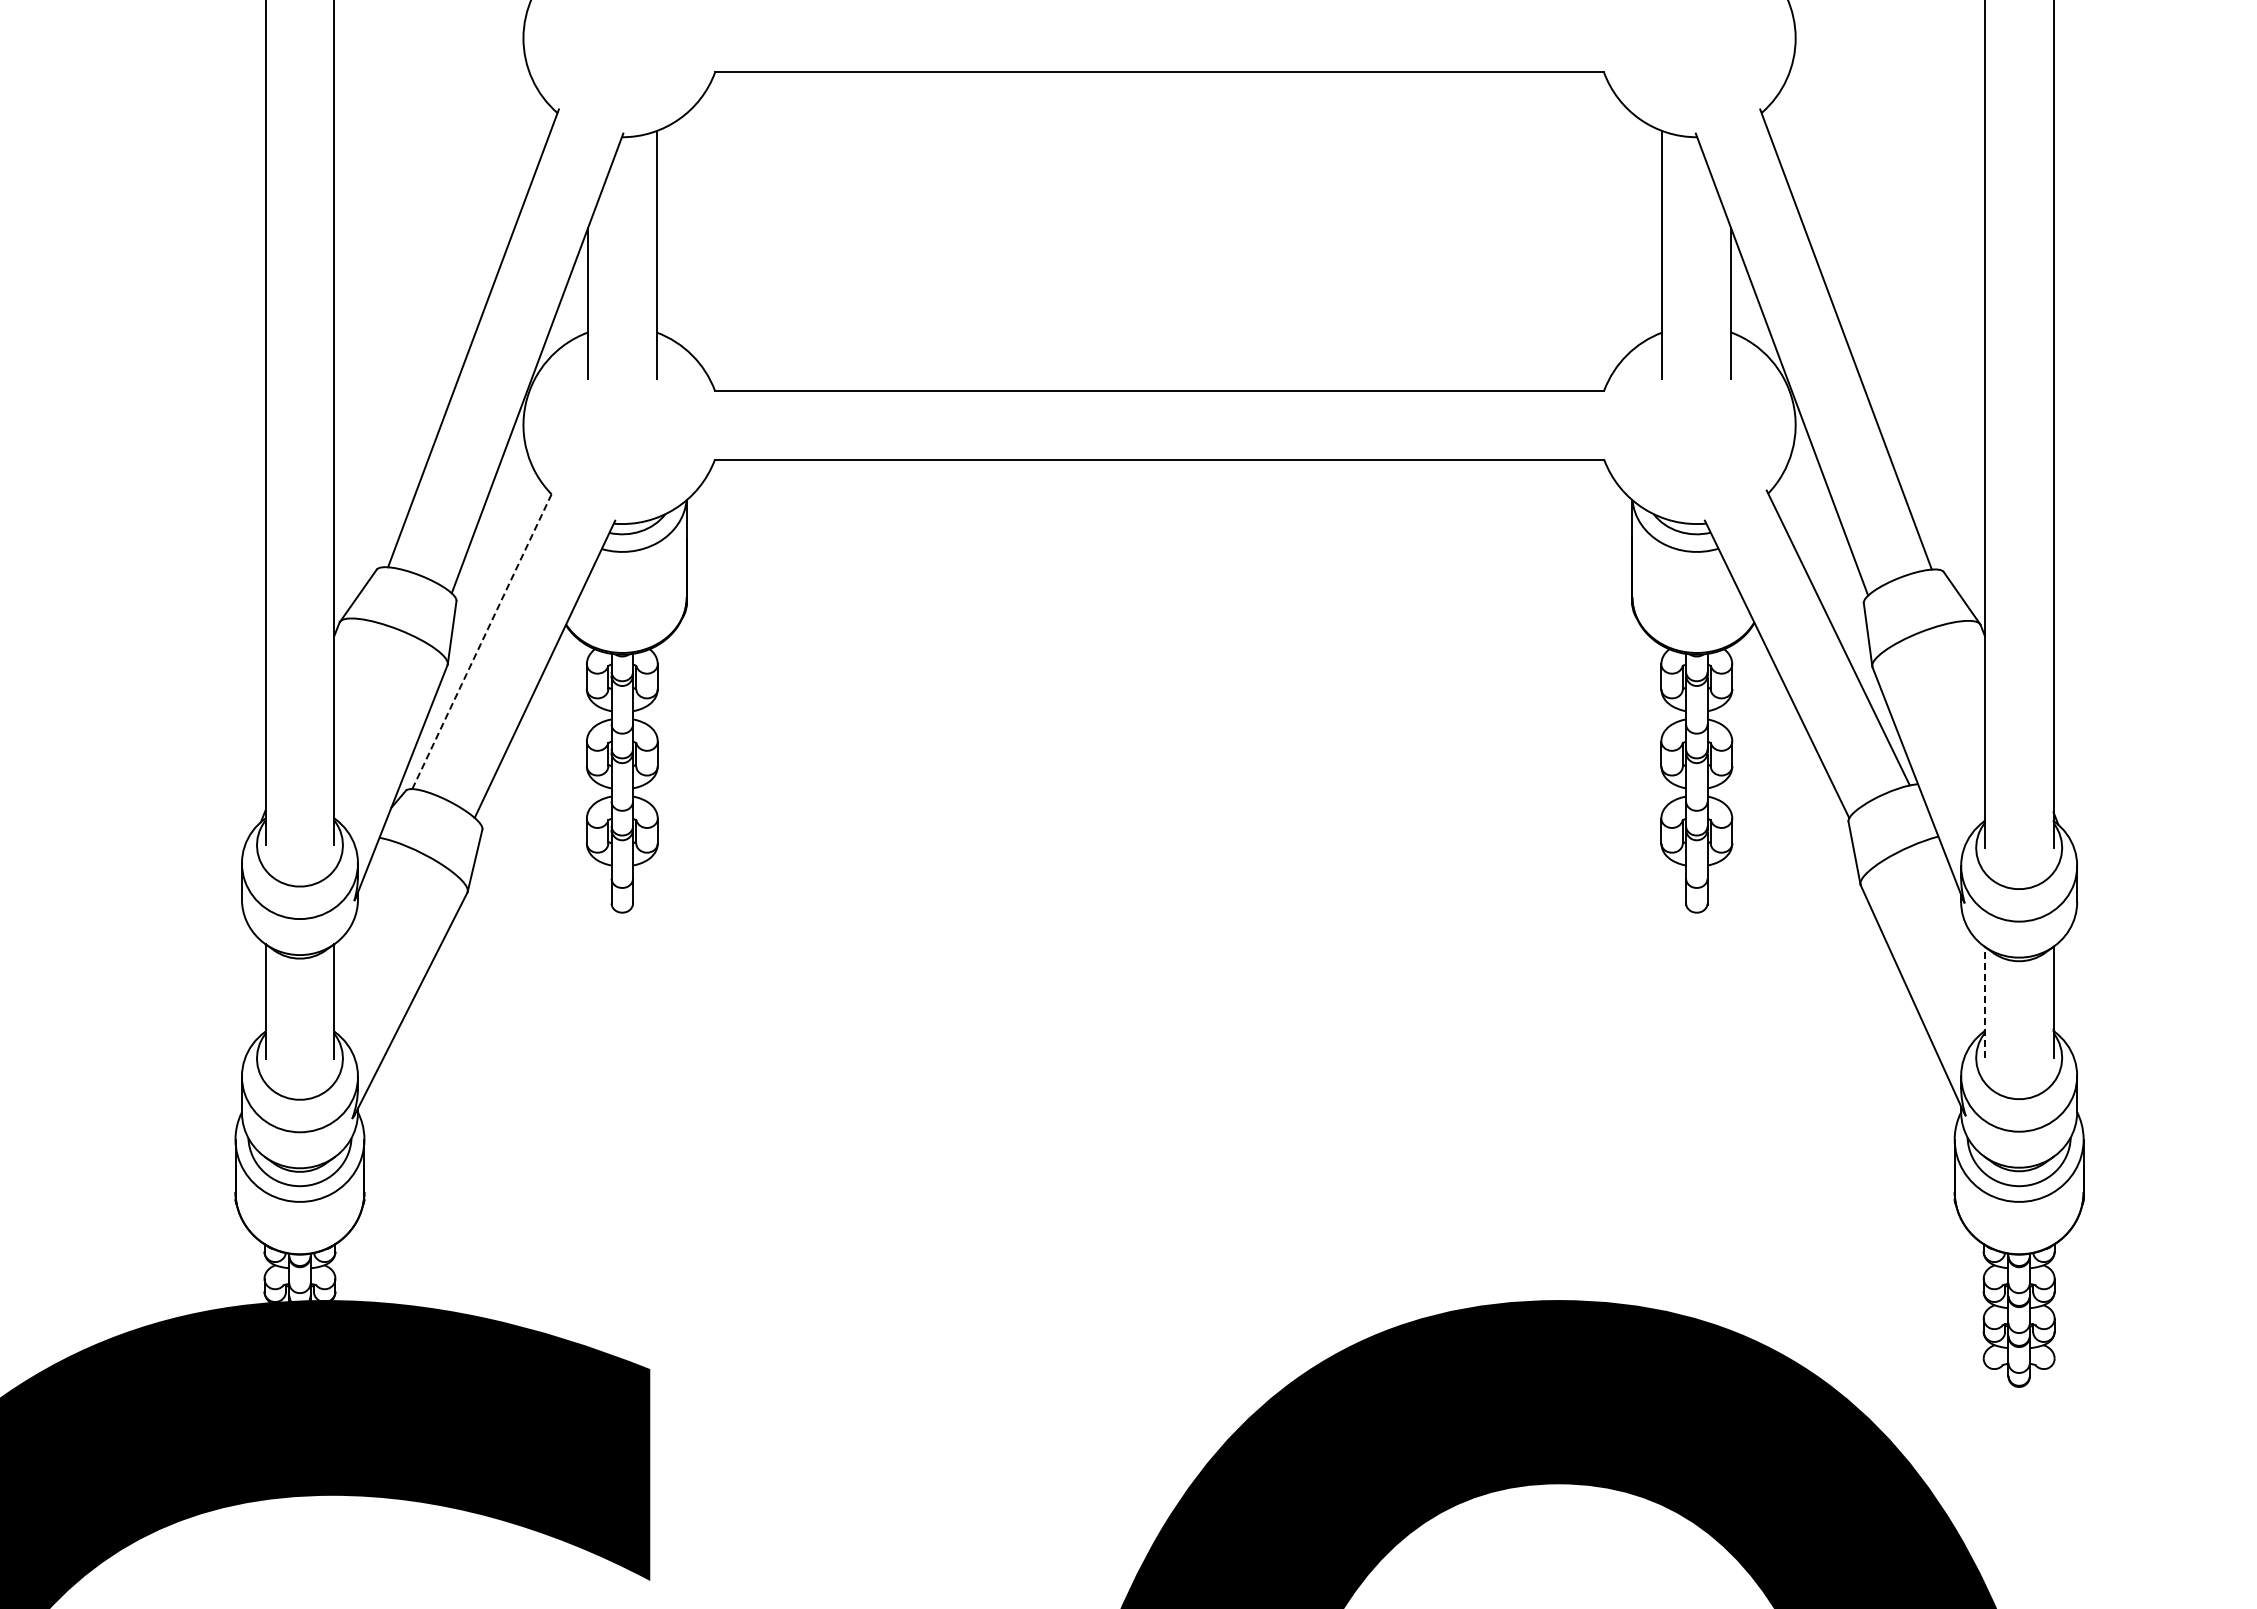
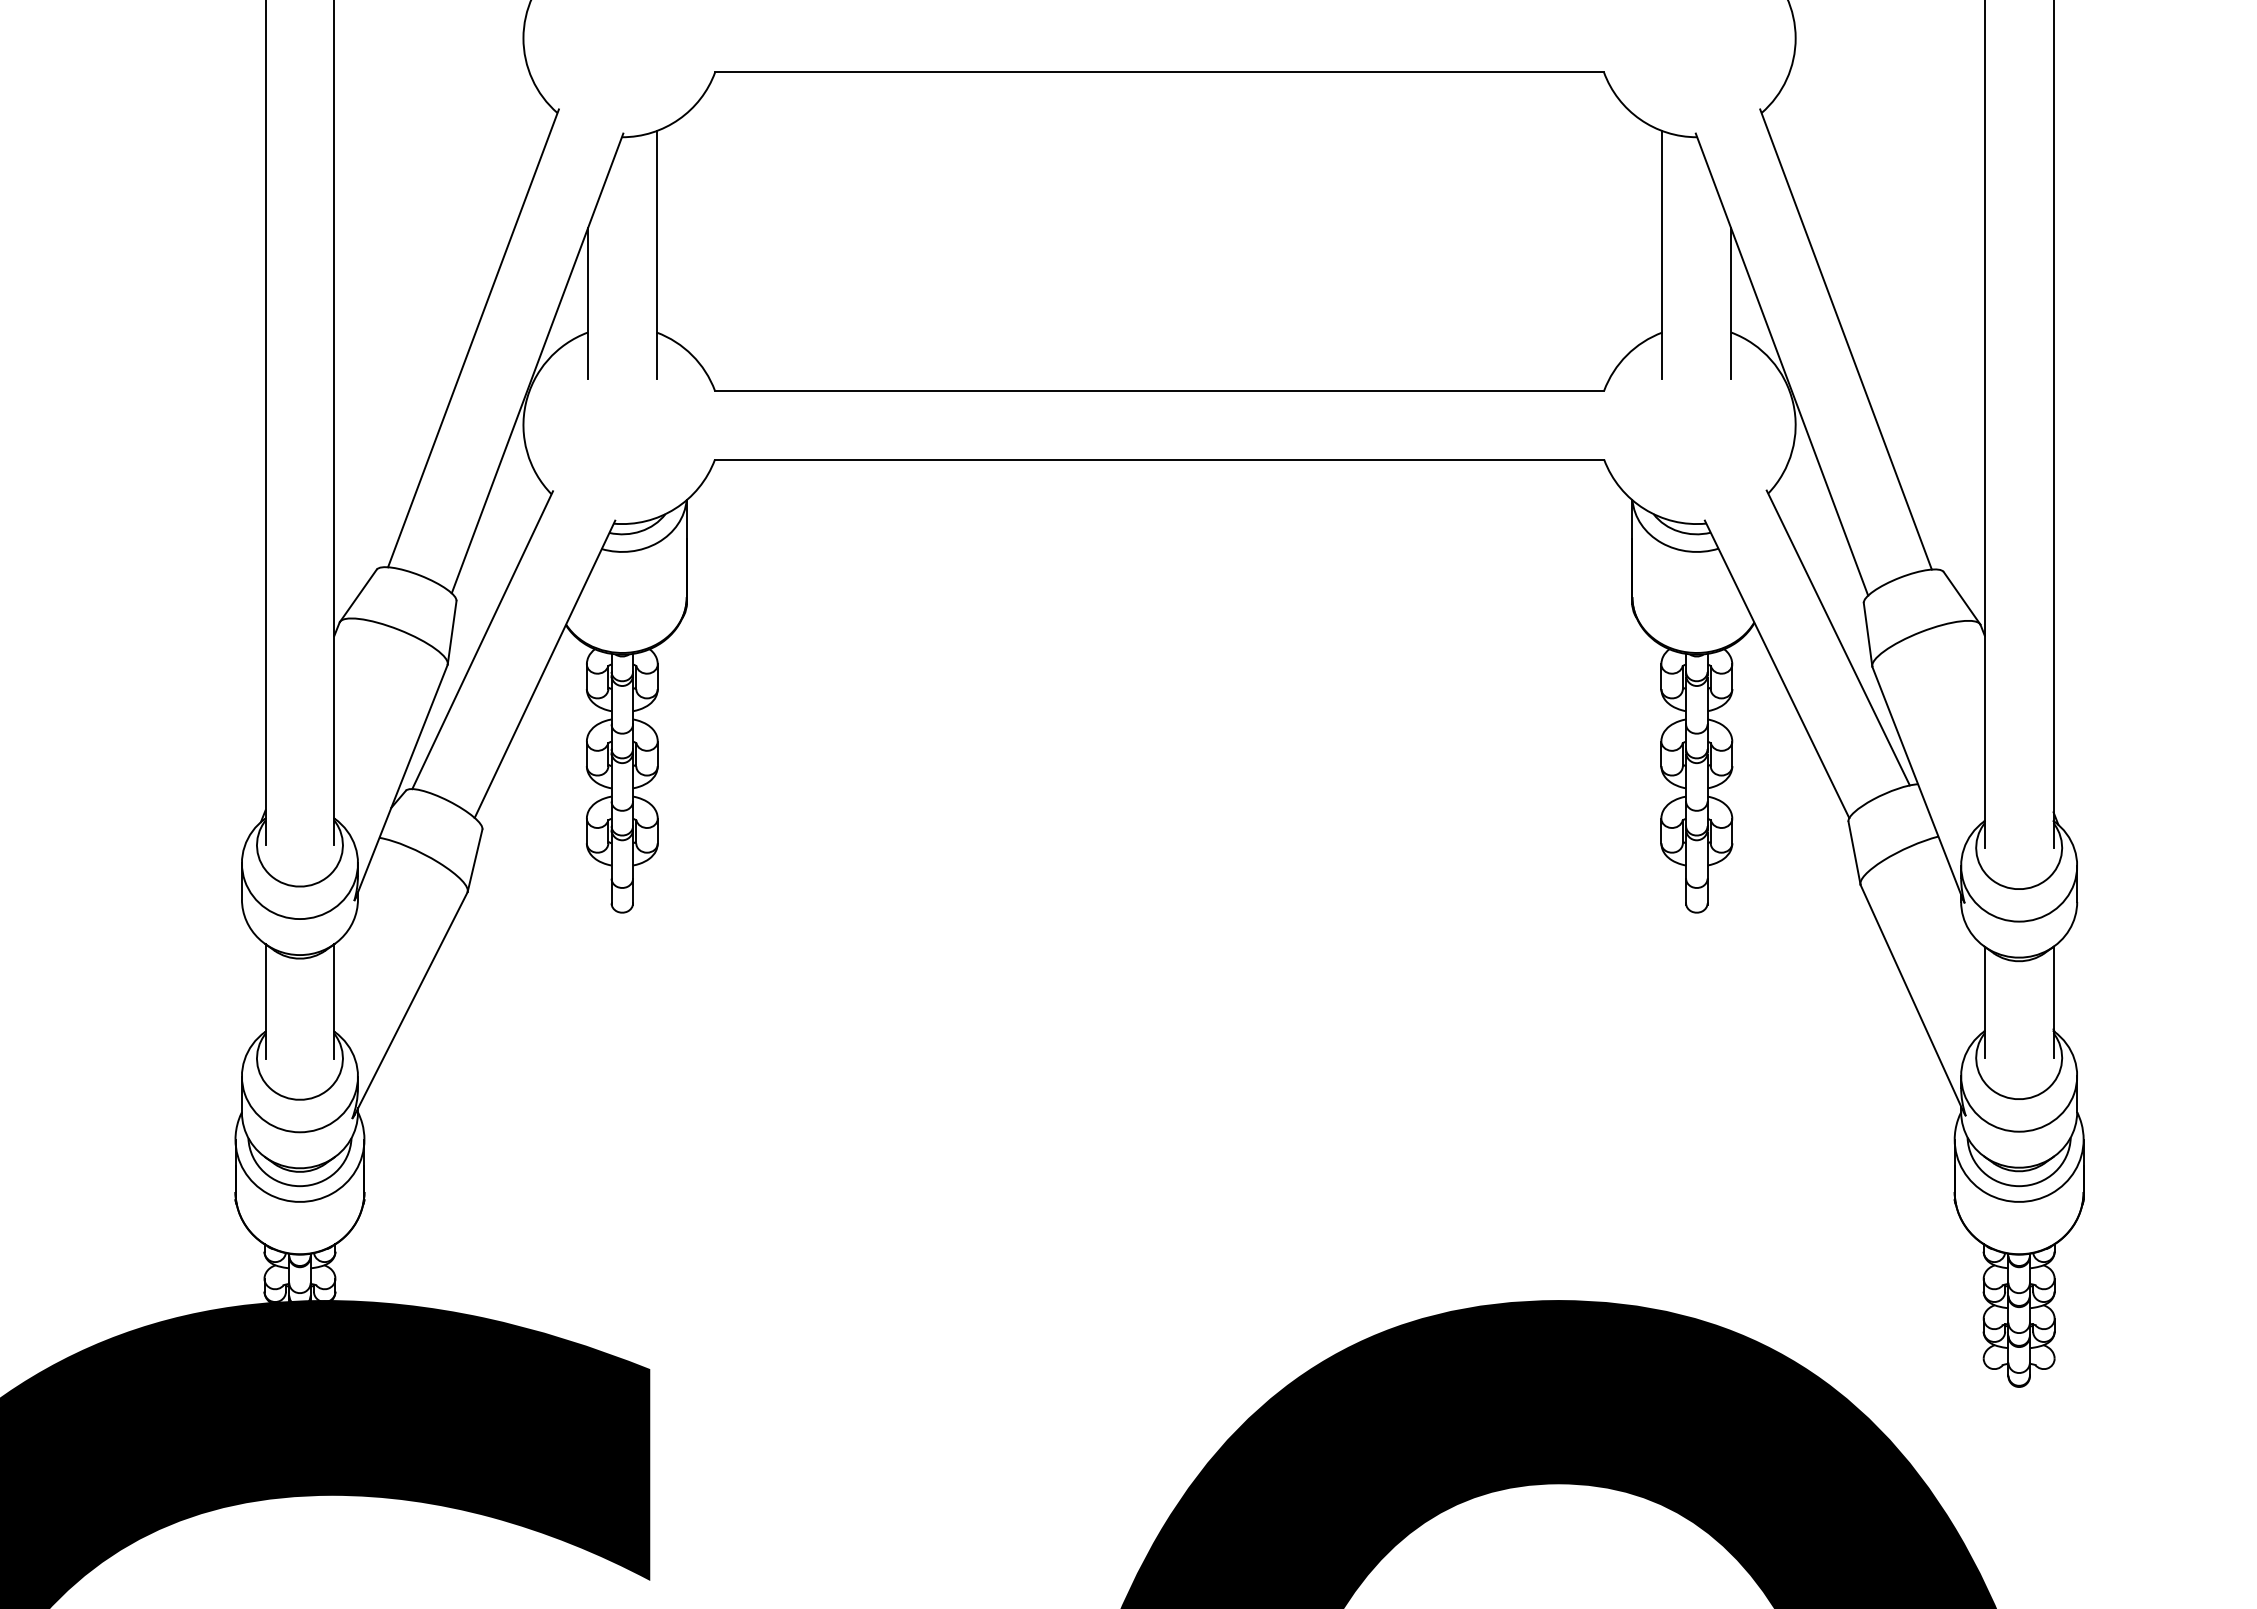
line: dashed -> solid (482, 640)
line: dashed -> solid (1984, 1002)
